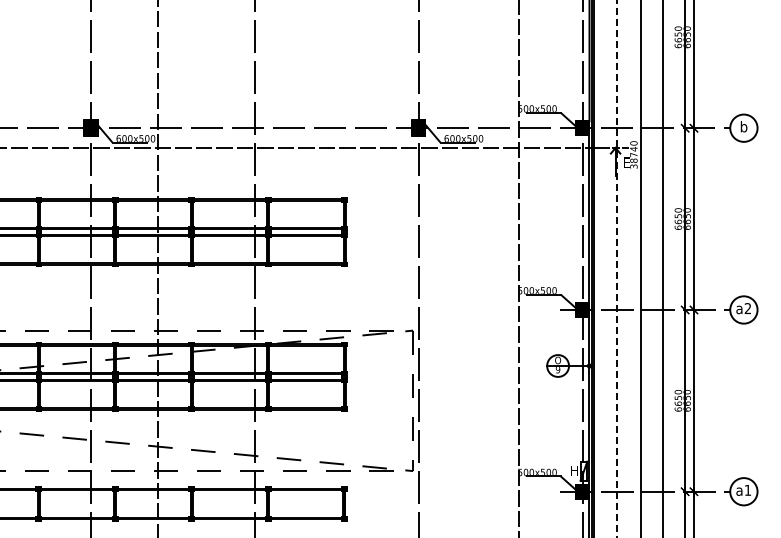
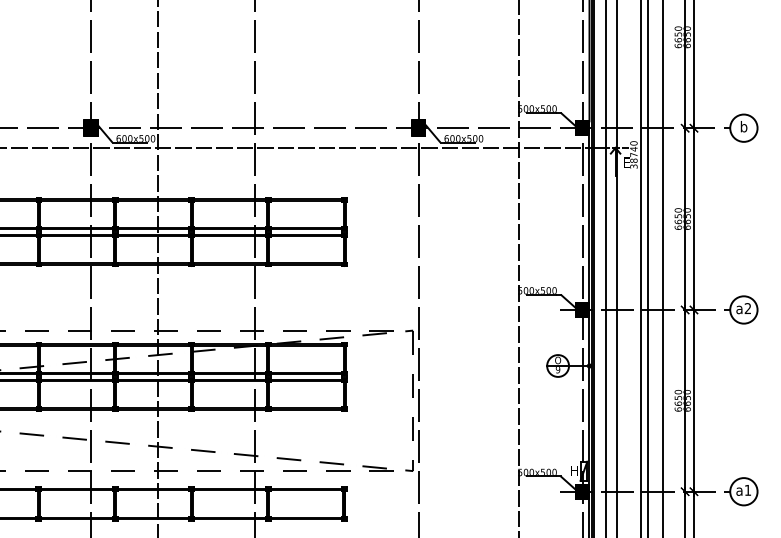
line: none -> present (606, 268)
line: dashed -> solid (616, 268)
line: none -> present (648, 268)
